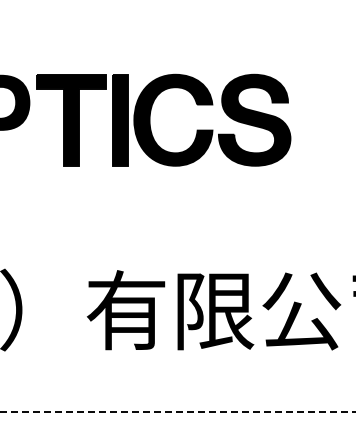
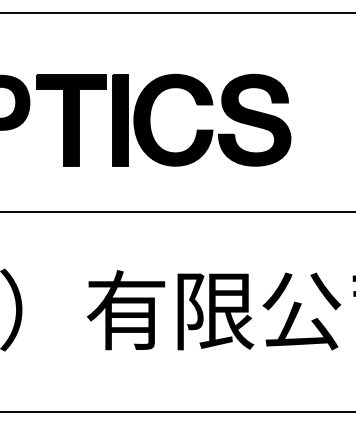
line: none -> present (177, 13)
line: none -> present (177, 212)
line: dashed -> solid (178, 411)
